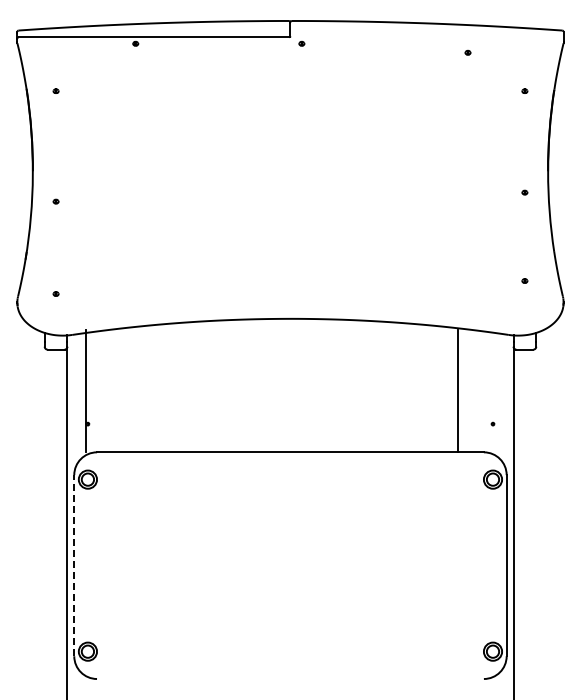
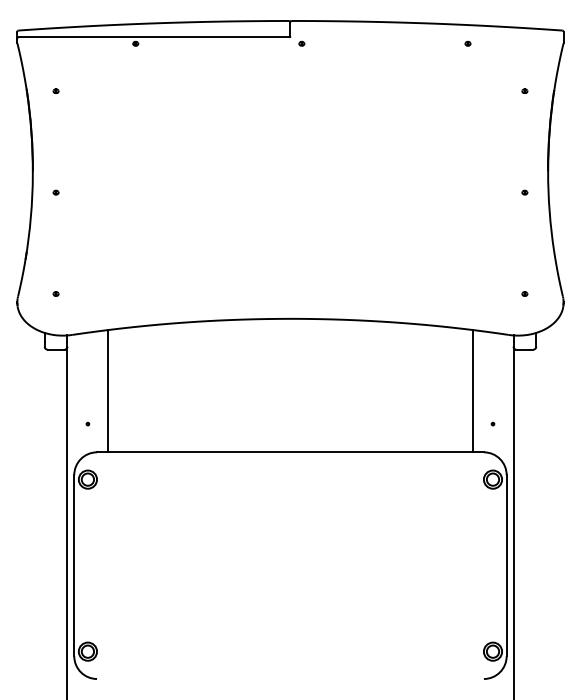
part position: (467, 52) -> (467, 43) (467, 43)
part position: (55, 201) -> (55, 192) (55, 192)
part position: (524, 280) -> (524, 293) (524, 293)
line position: (86, 391) -> (108, 391) (108, 391)
line position: (457, 391) -> (472, 391) (472, 391)
line: dashed -> solid (74, 565)
